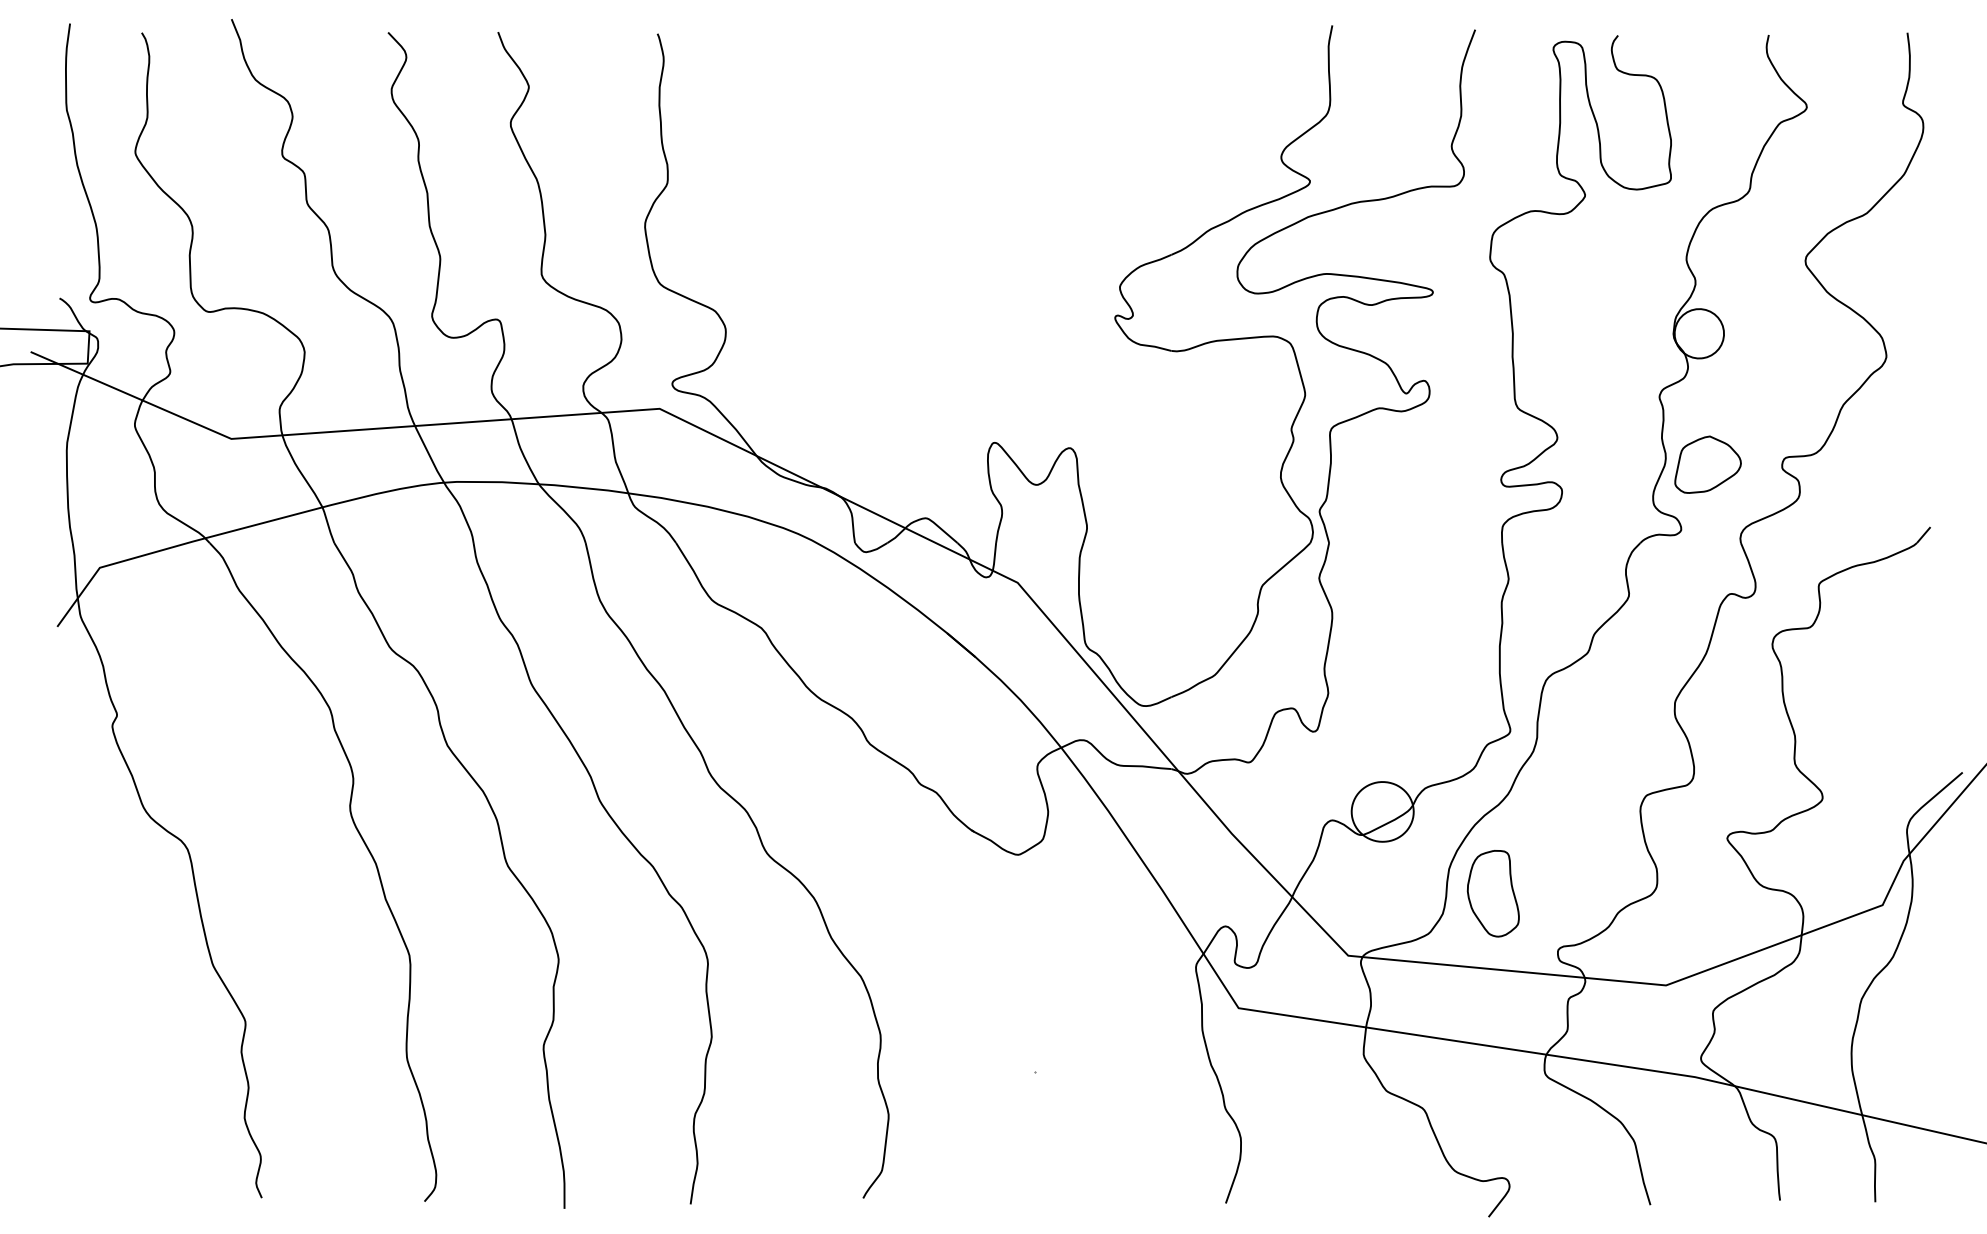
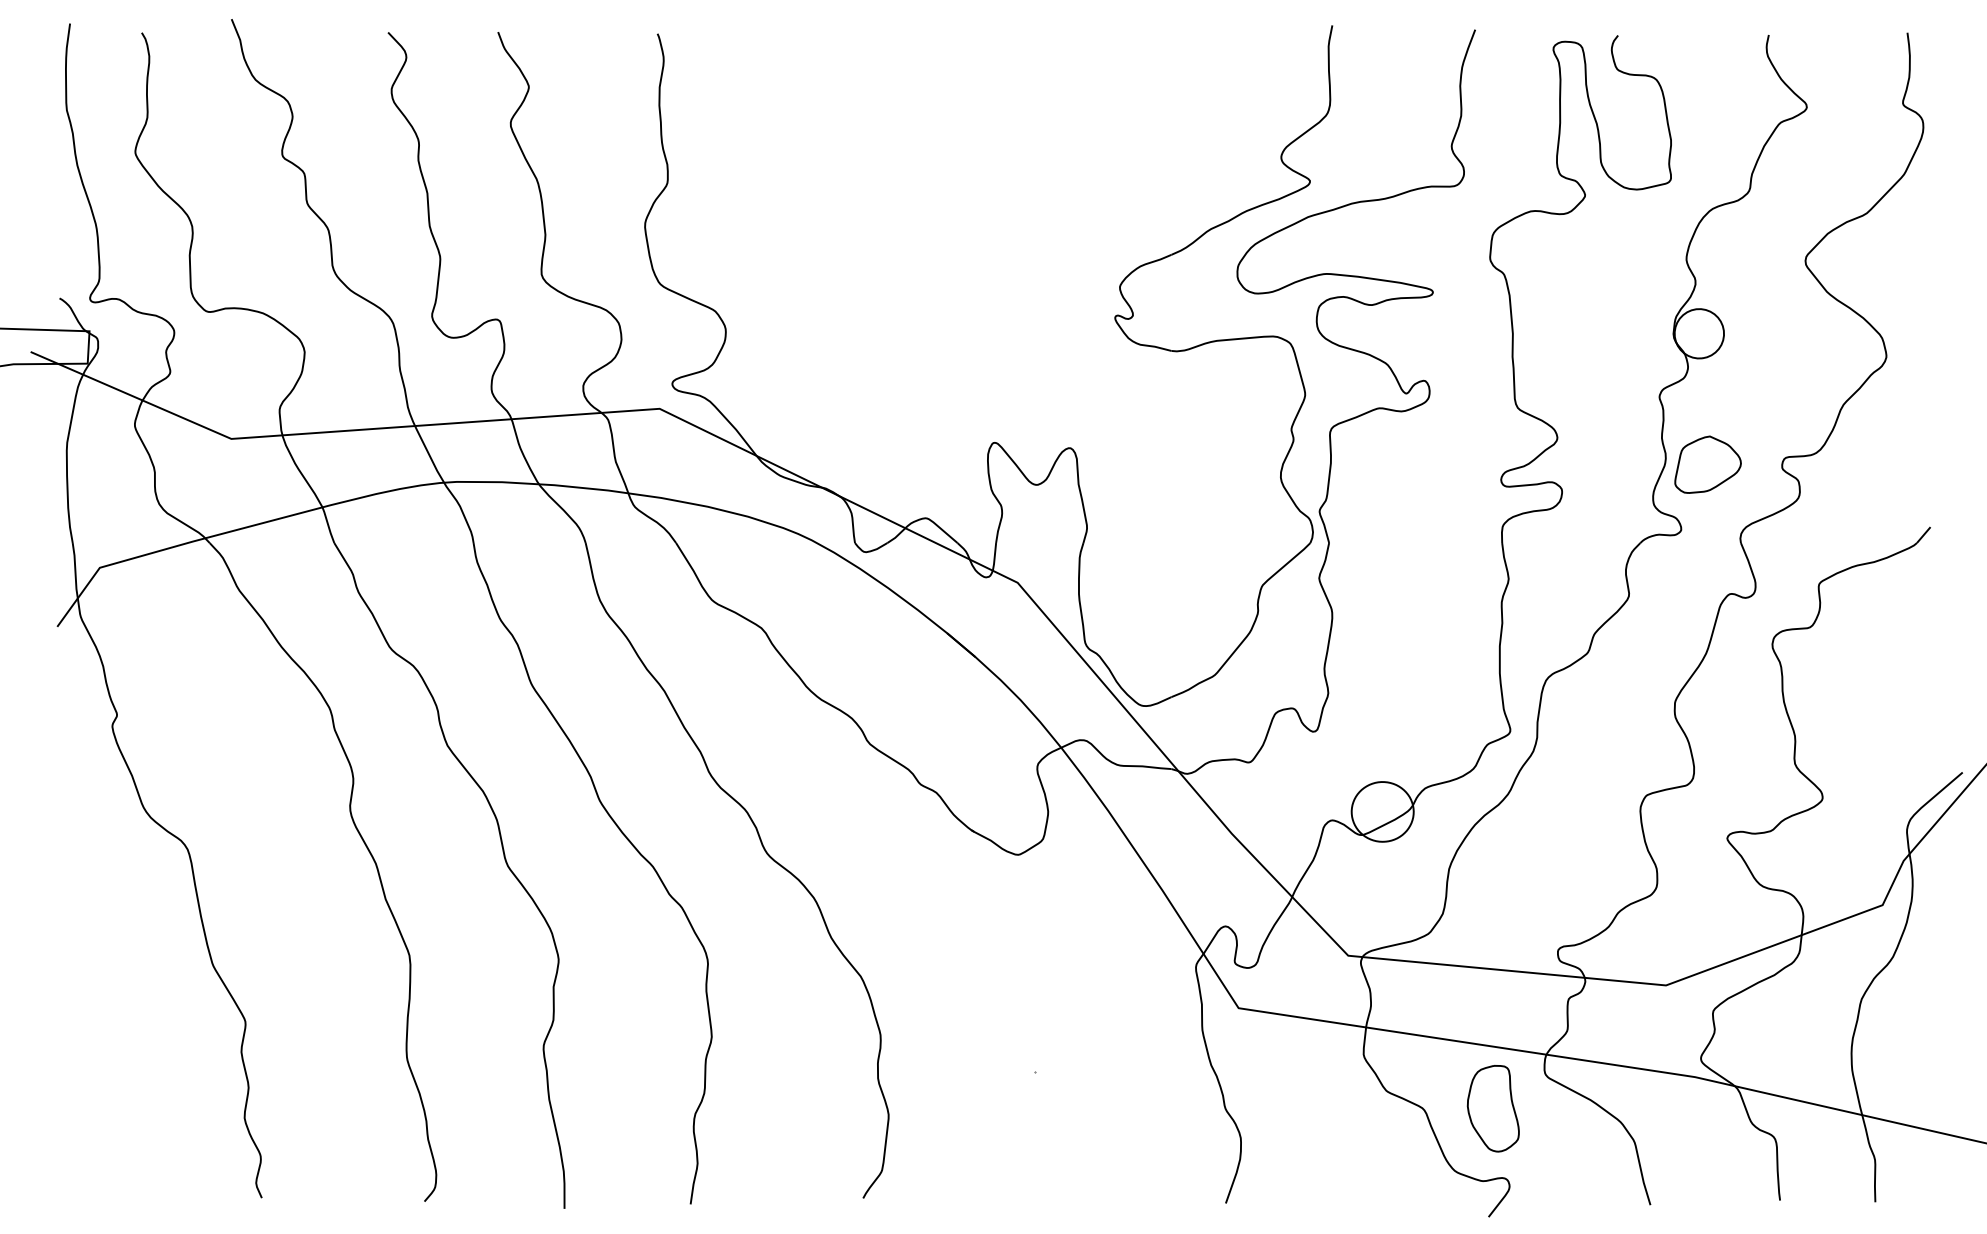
part position: (1492, 893) -> (1492, 1108) (1492, 1108)
